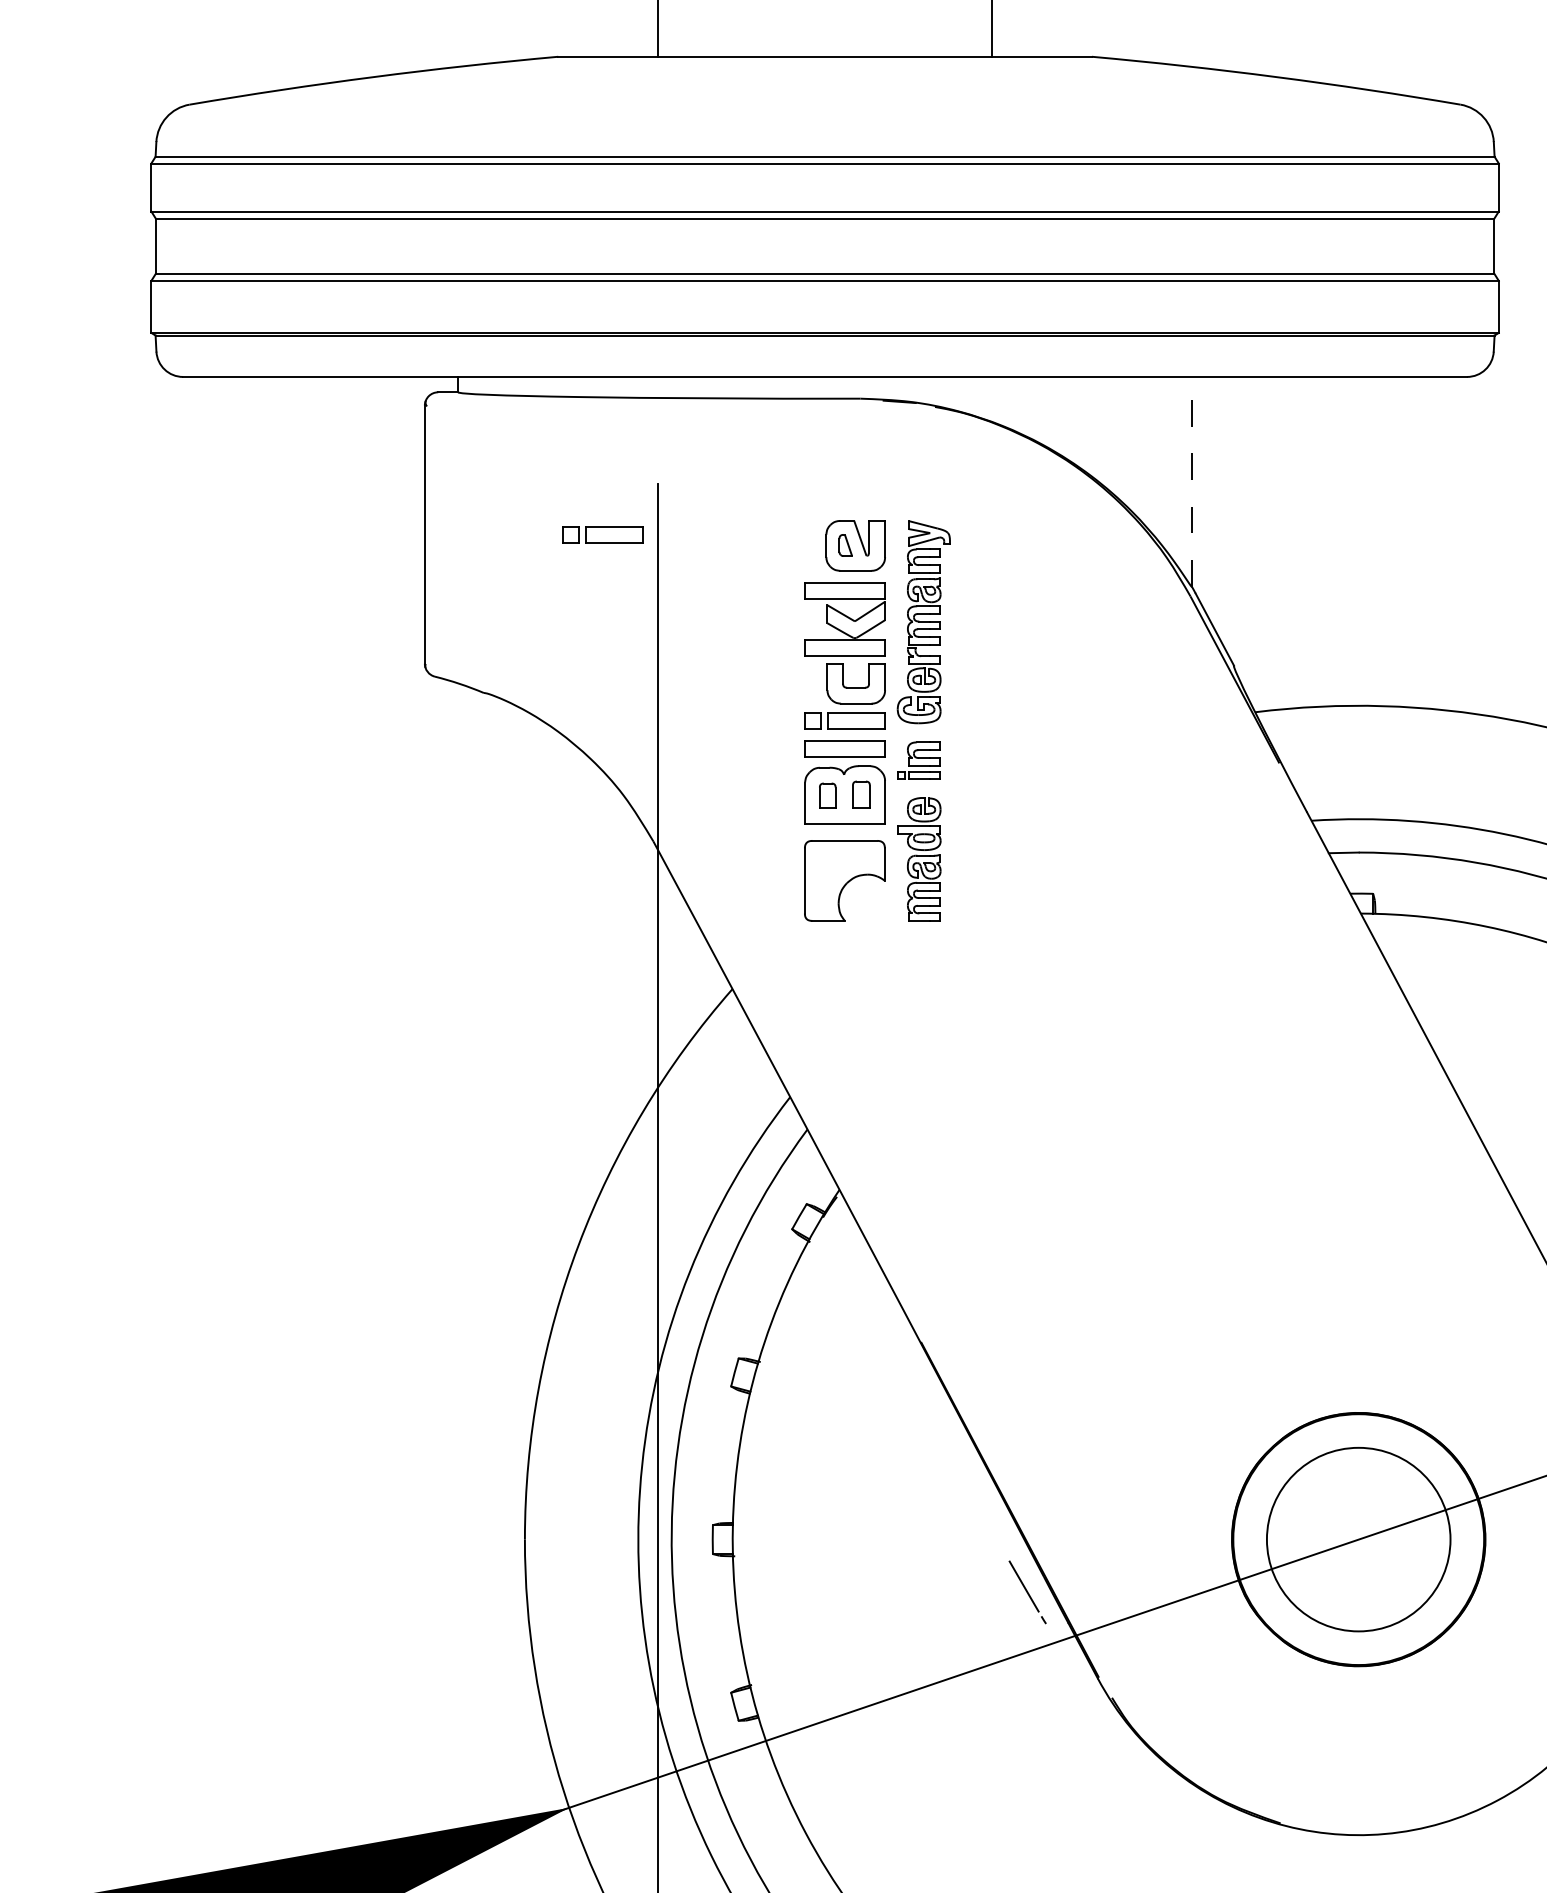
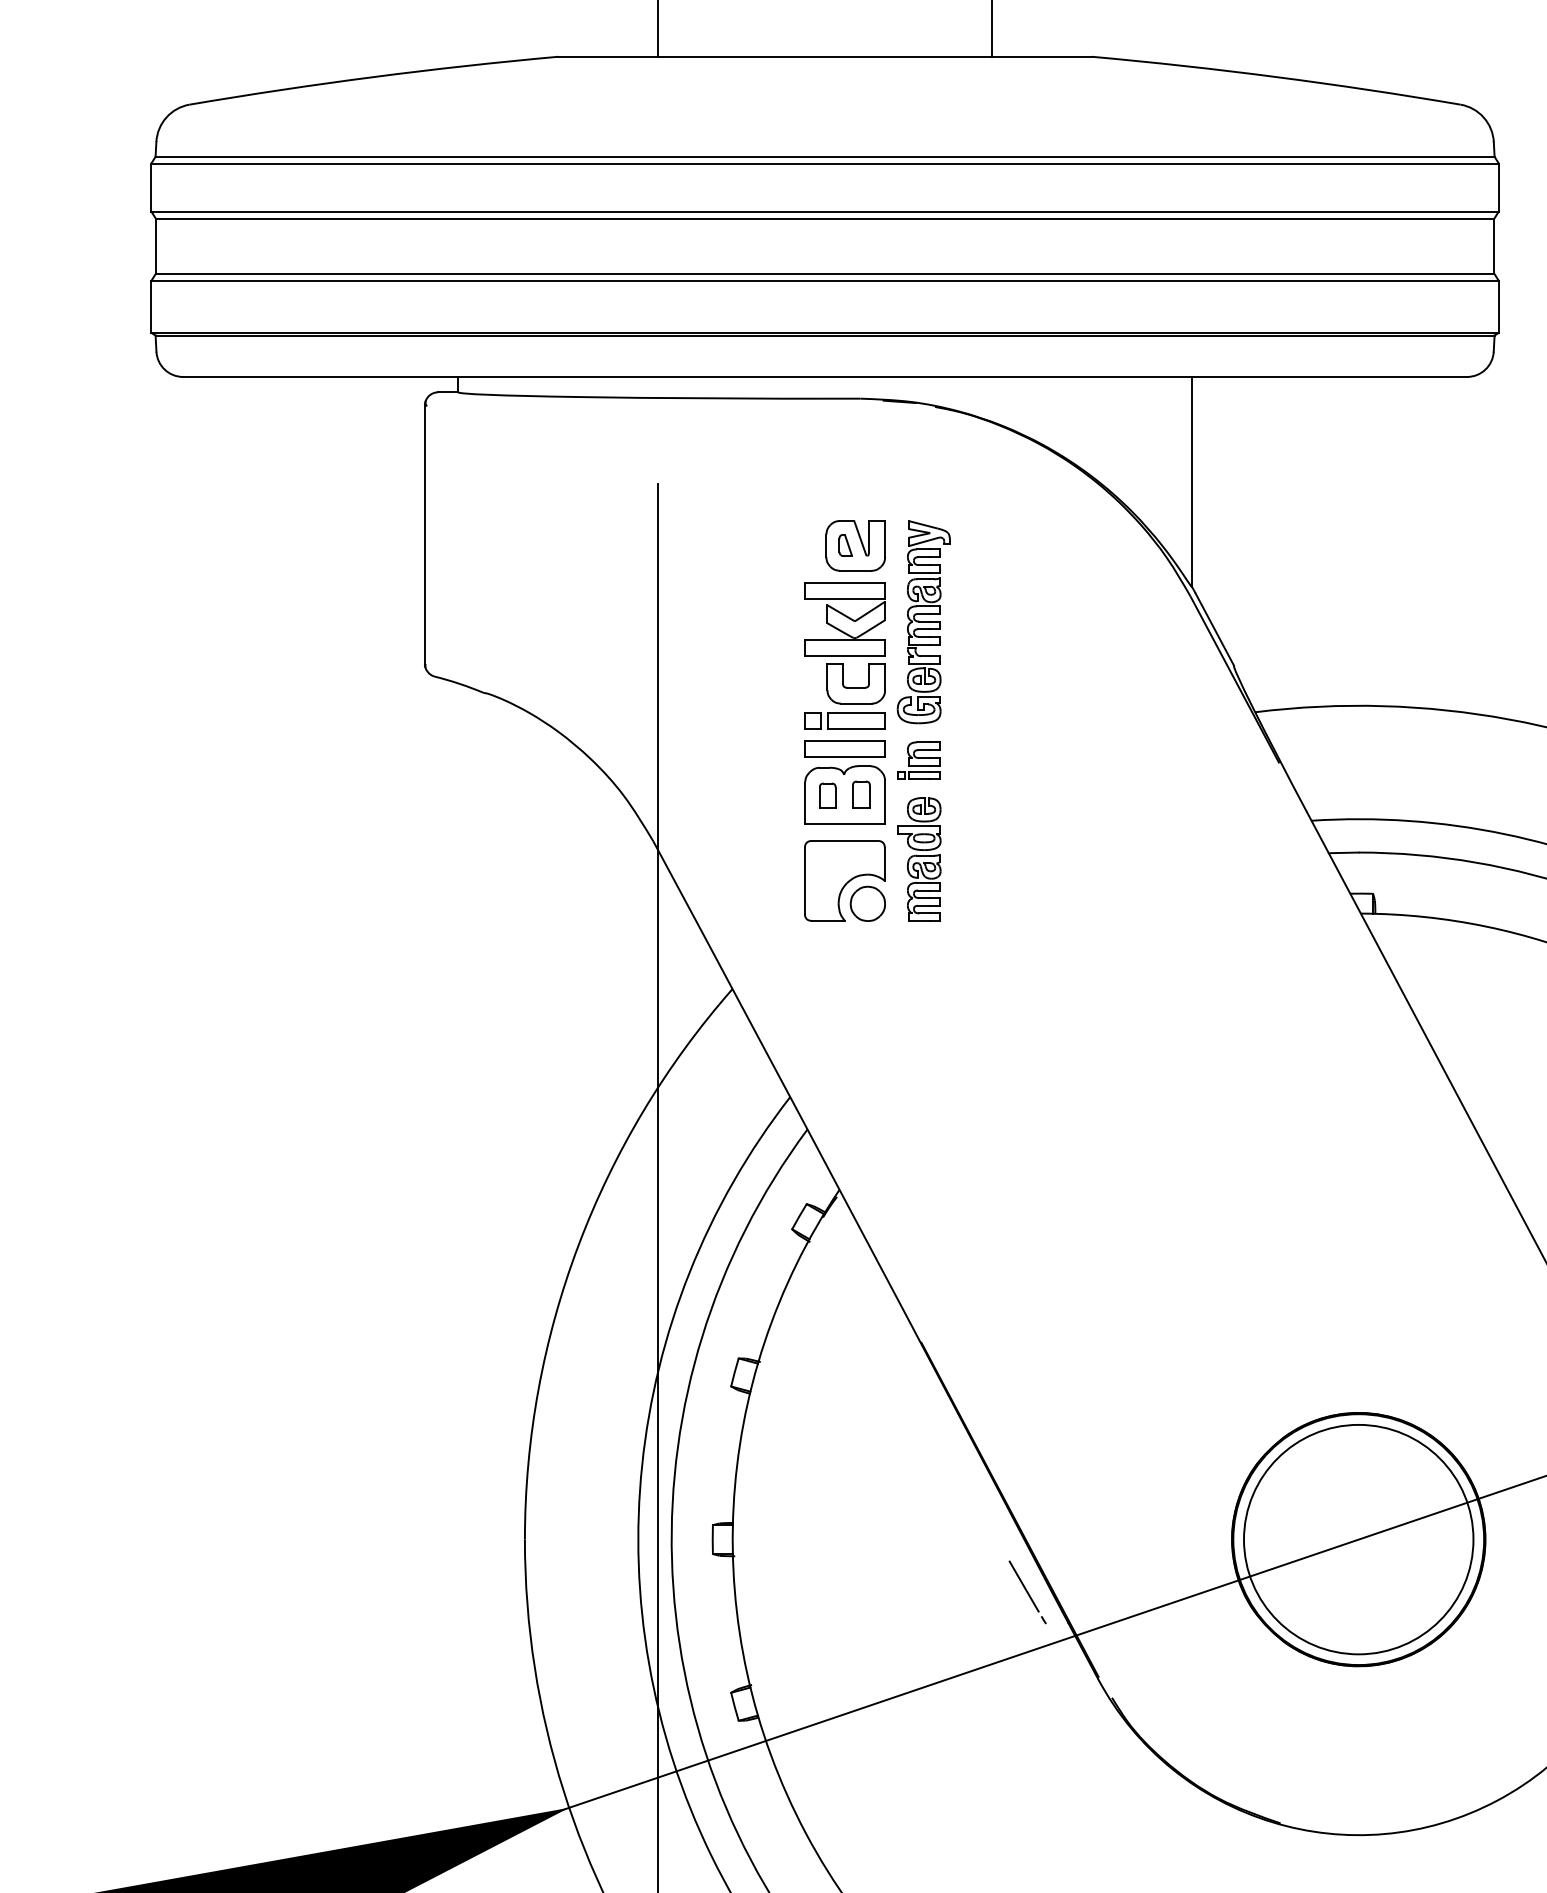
line: dashed -> solid (1191, 481)
part: present -> none (602, 534)
part: none -> present (867, 903)
circle diameter: 184 px -> 229 px (1358, 1539)
